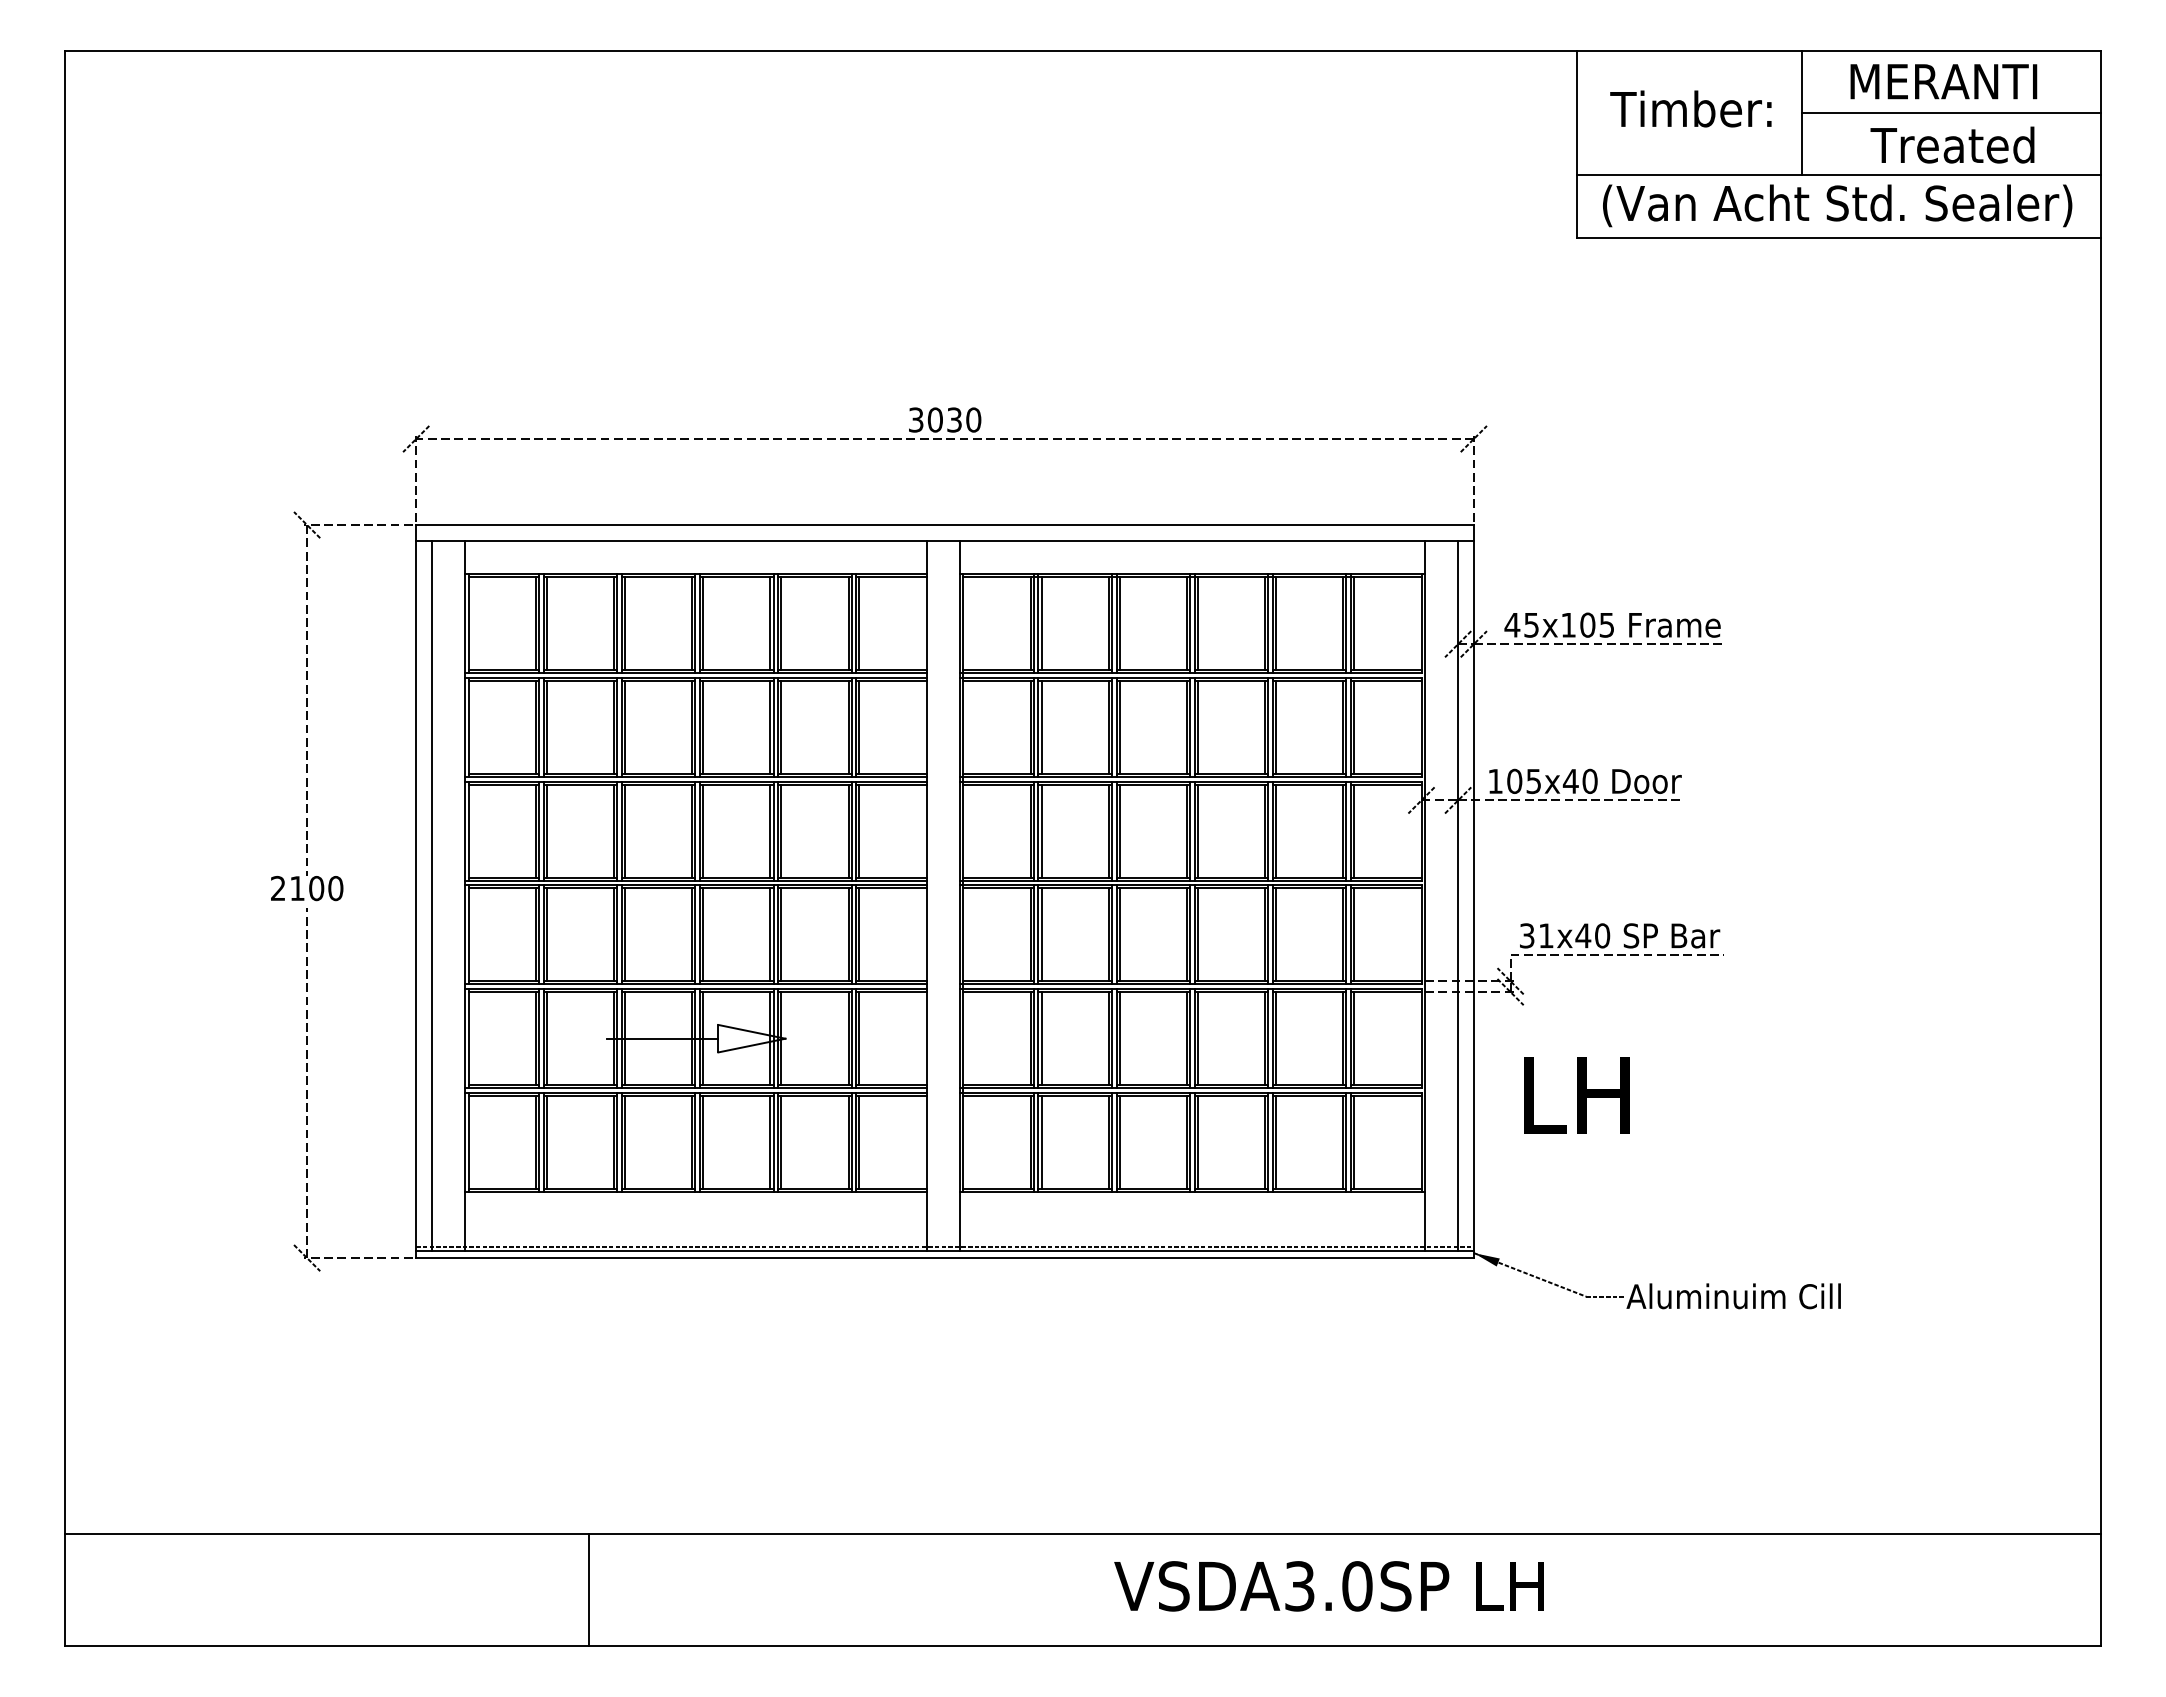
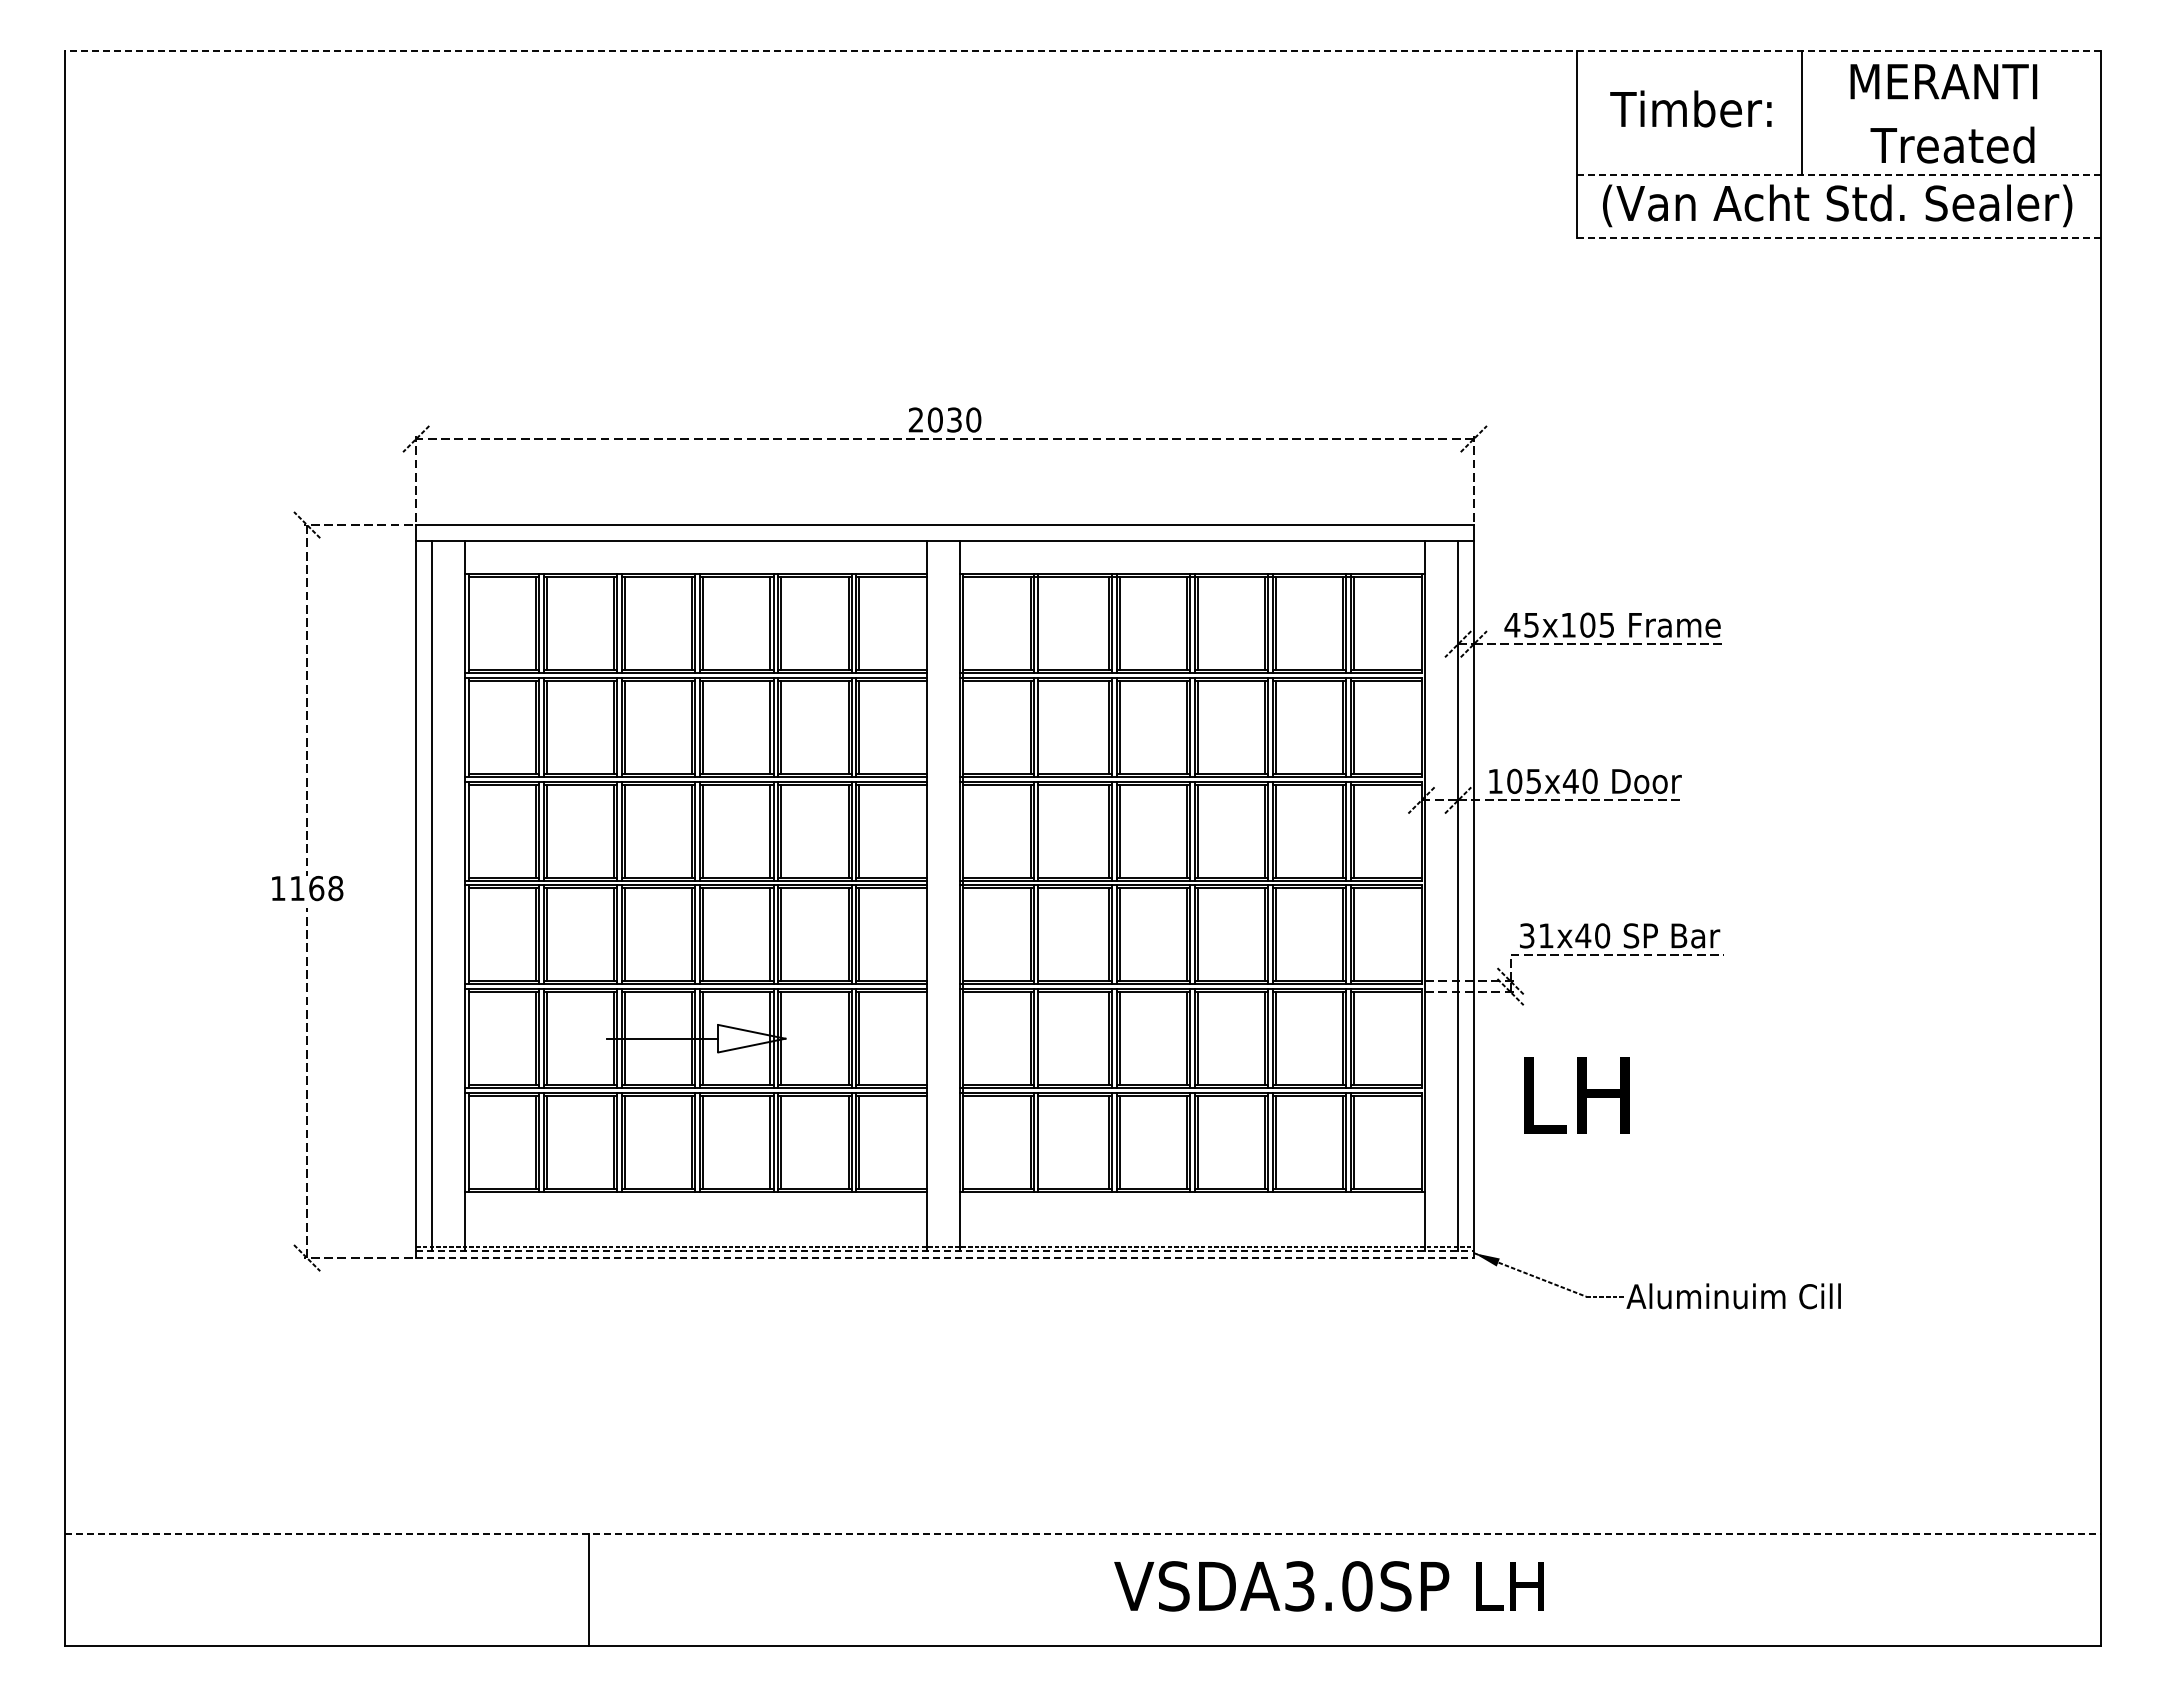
line: solid -> dashed (1082, 50)
line: present -> none (1951, 113)
line: solid -> dashed (1839, 175)
line: solid -> dashed (1839, 237)
text: 3030 -> 2030 (915, 419)
line: present -> none (1041, 623)
line: present -> none (1041, 727)
line: present -> none (1041, 830)
text: 2100 -> 1168 (307, 887)
line: present -> none (1041, 934)
line: present -> none (1041, 1038)
line: present -> none (1041, 1141)
line: solid -> dashed (945, 1251)
line: solid -> dashed (945, 1258)
line: solid -> dashed (1083, 1533)
